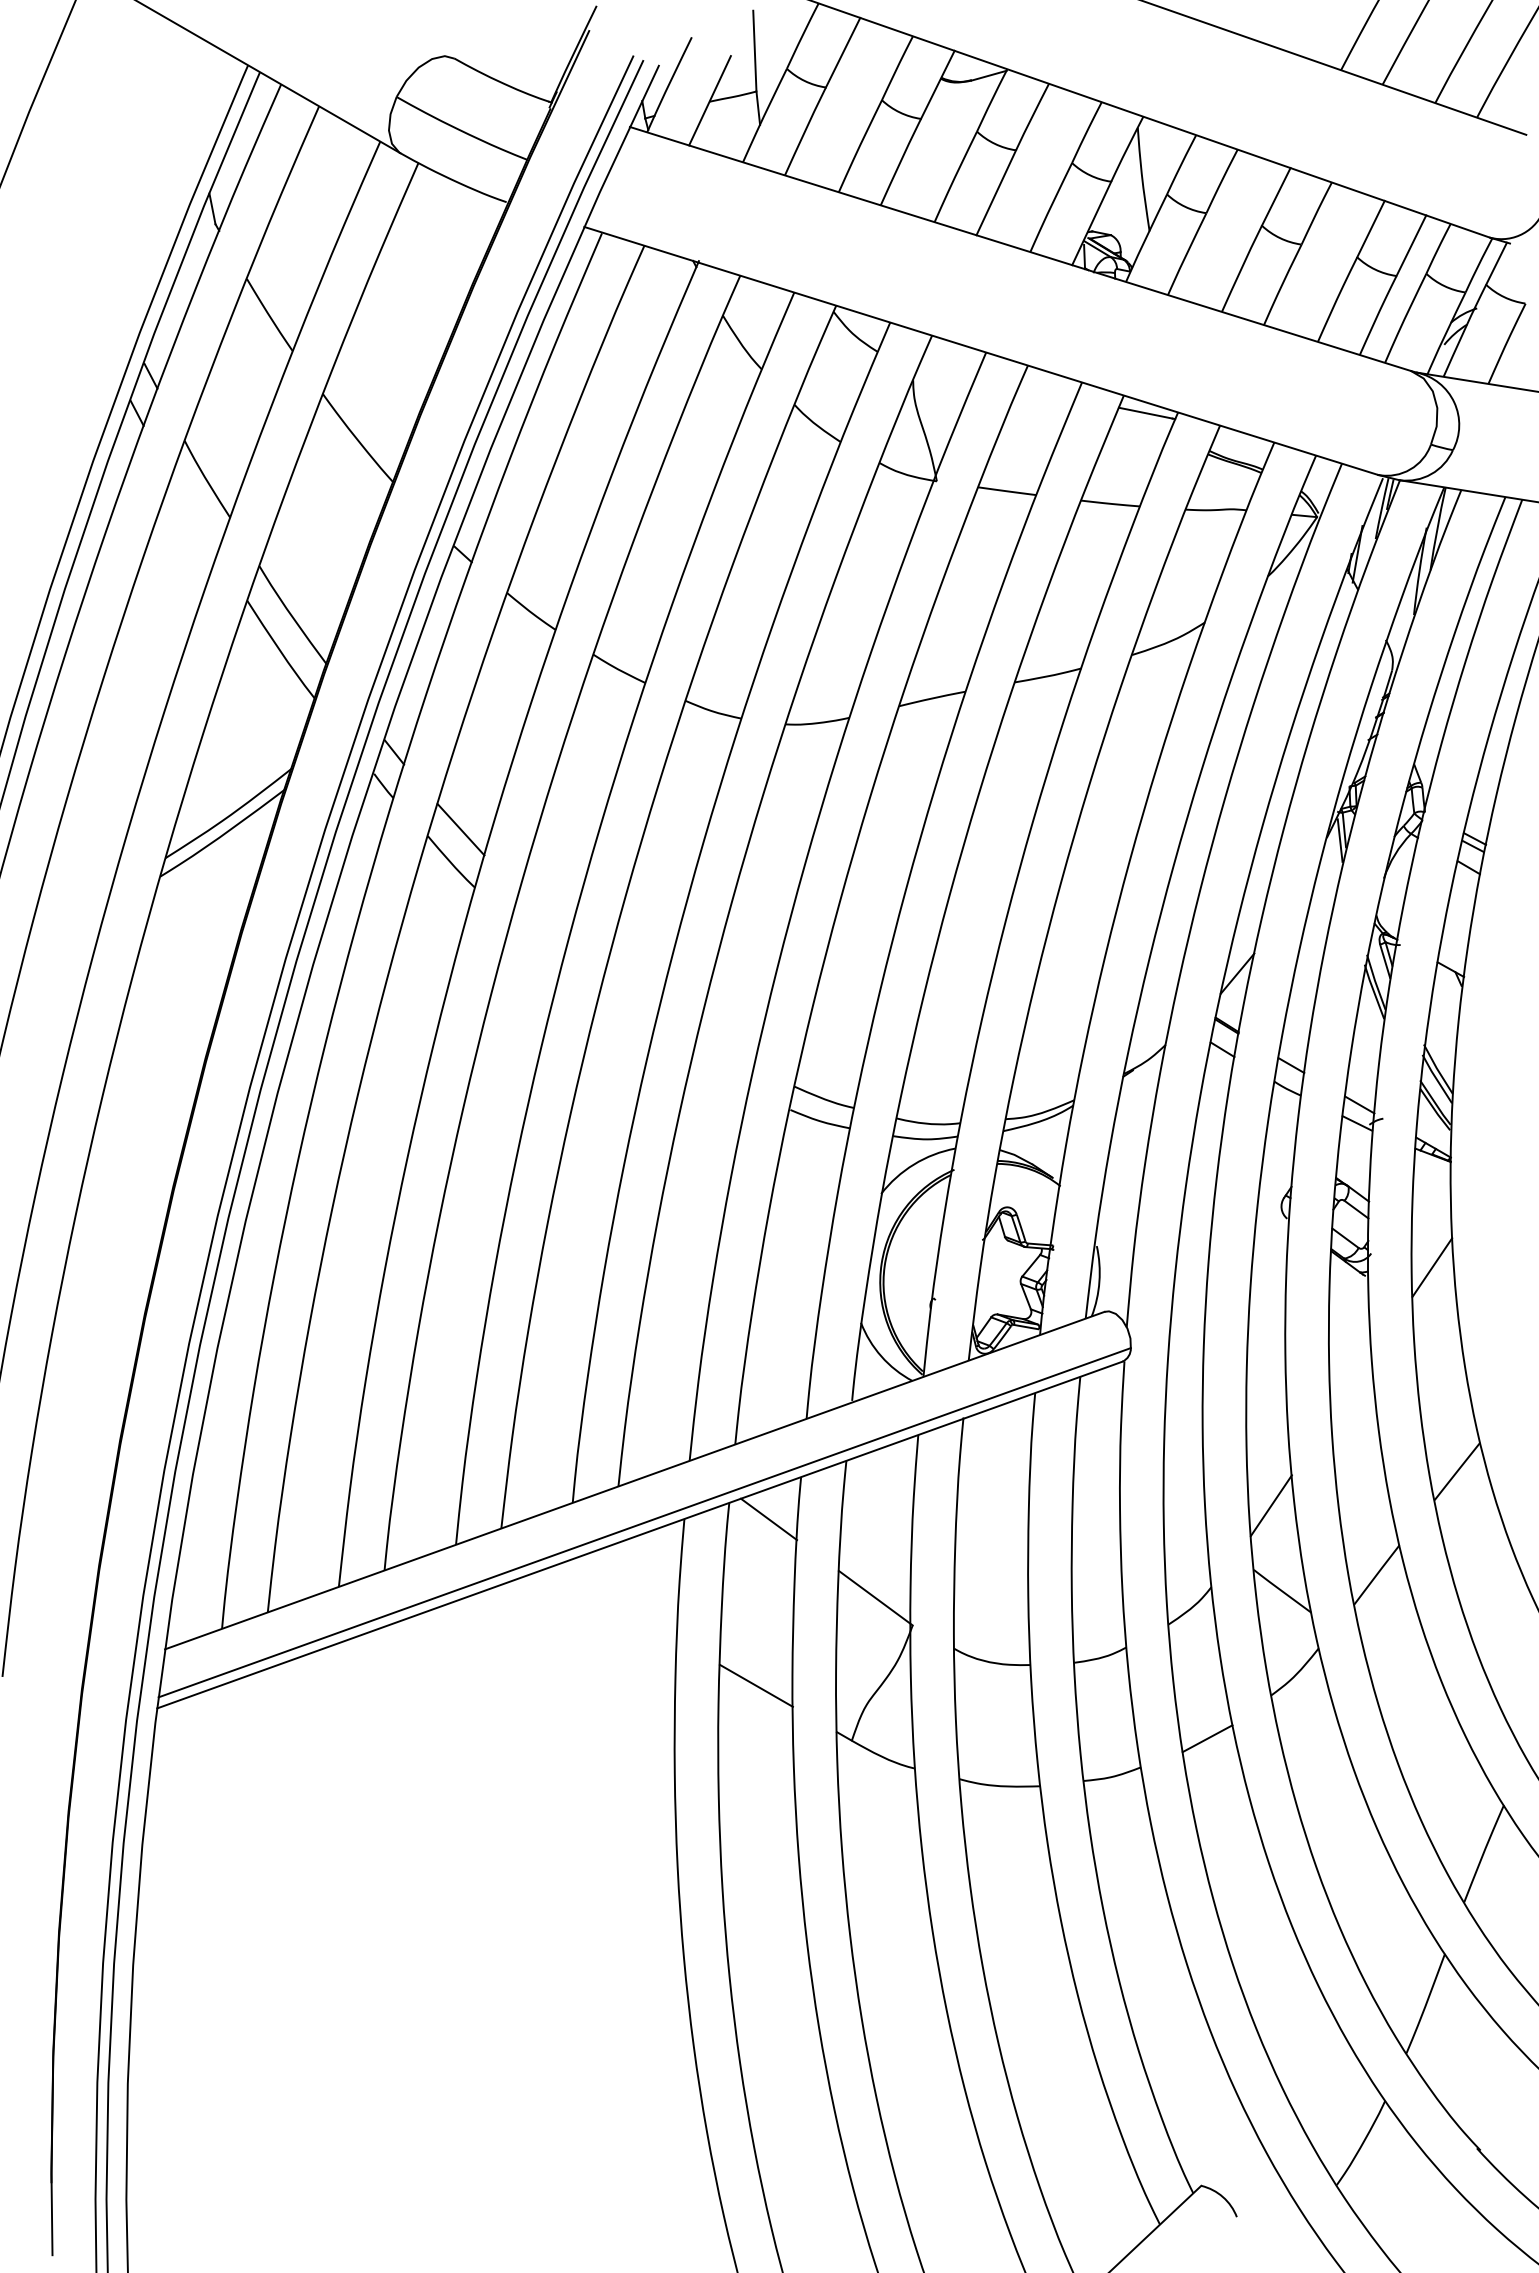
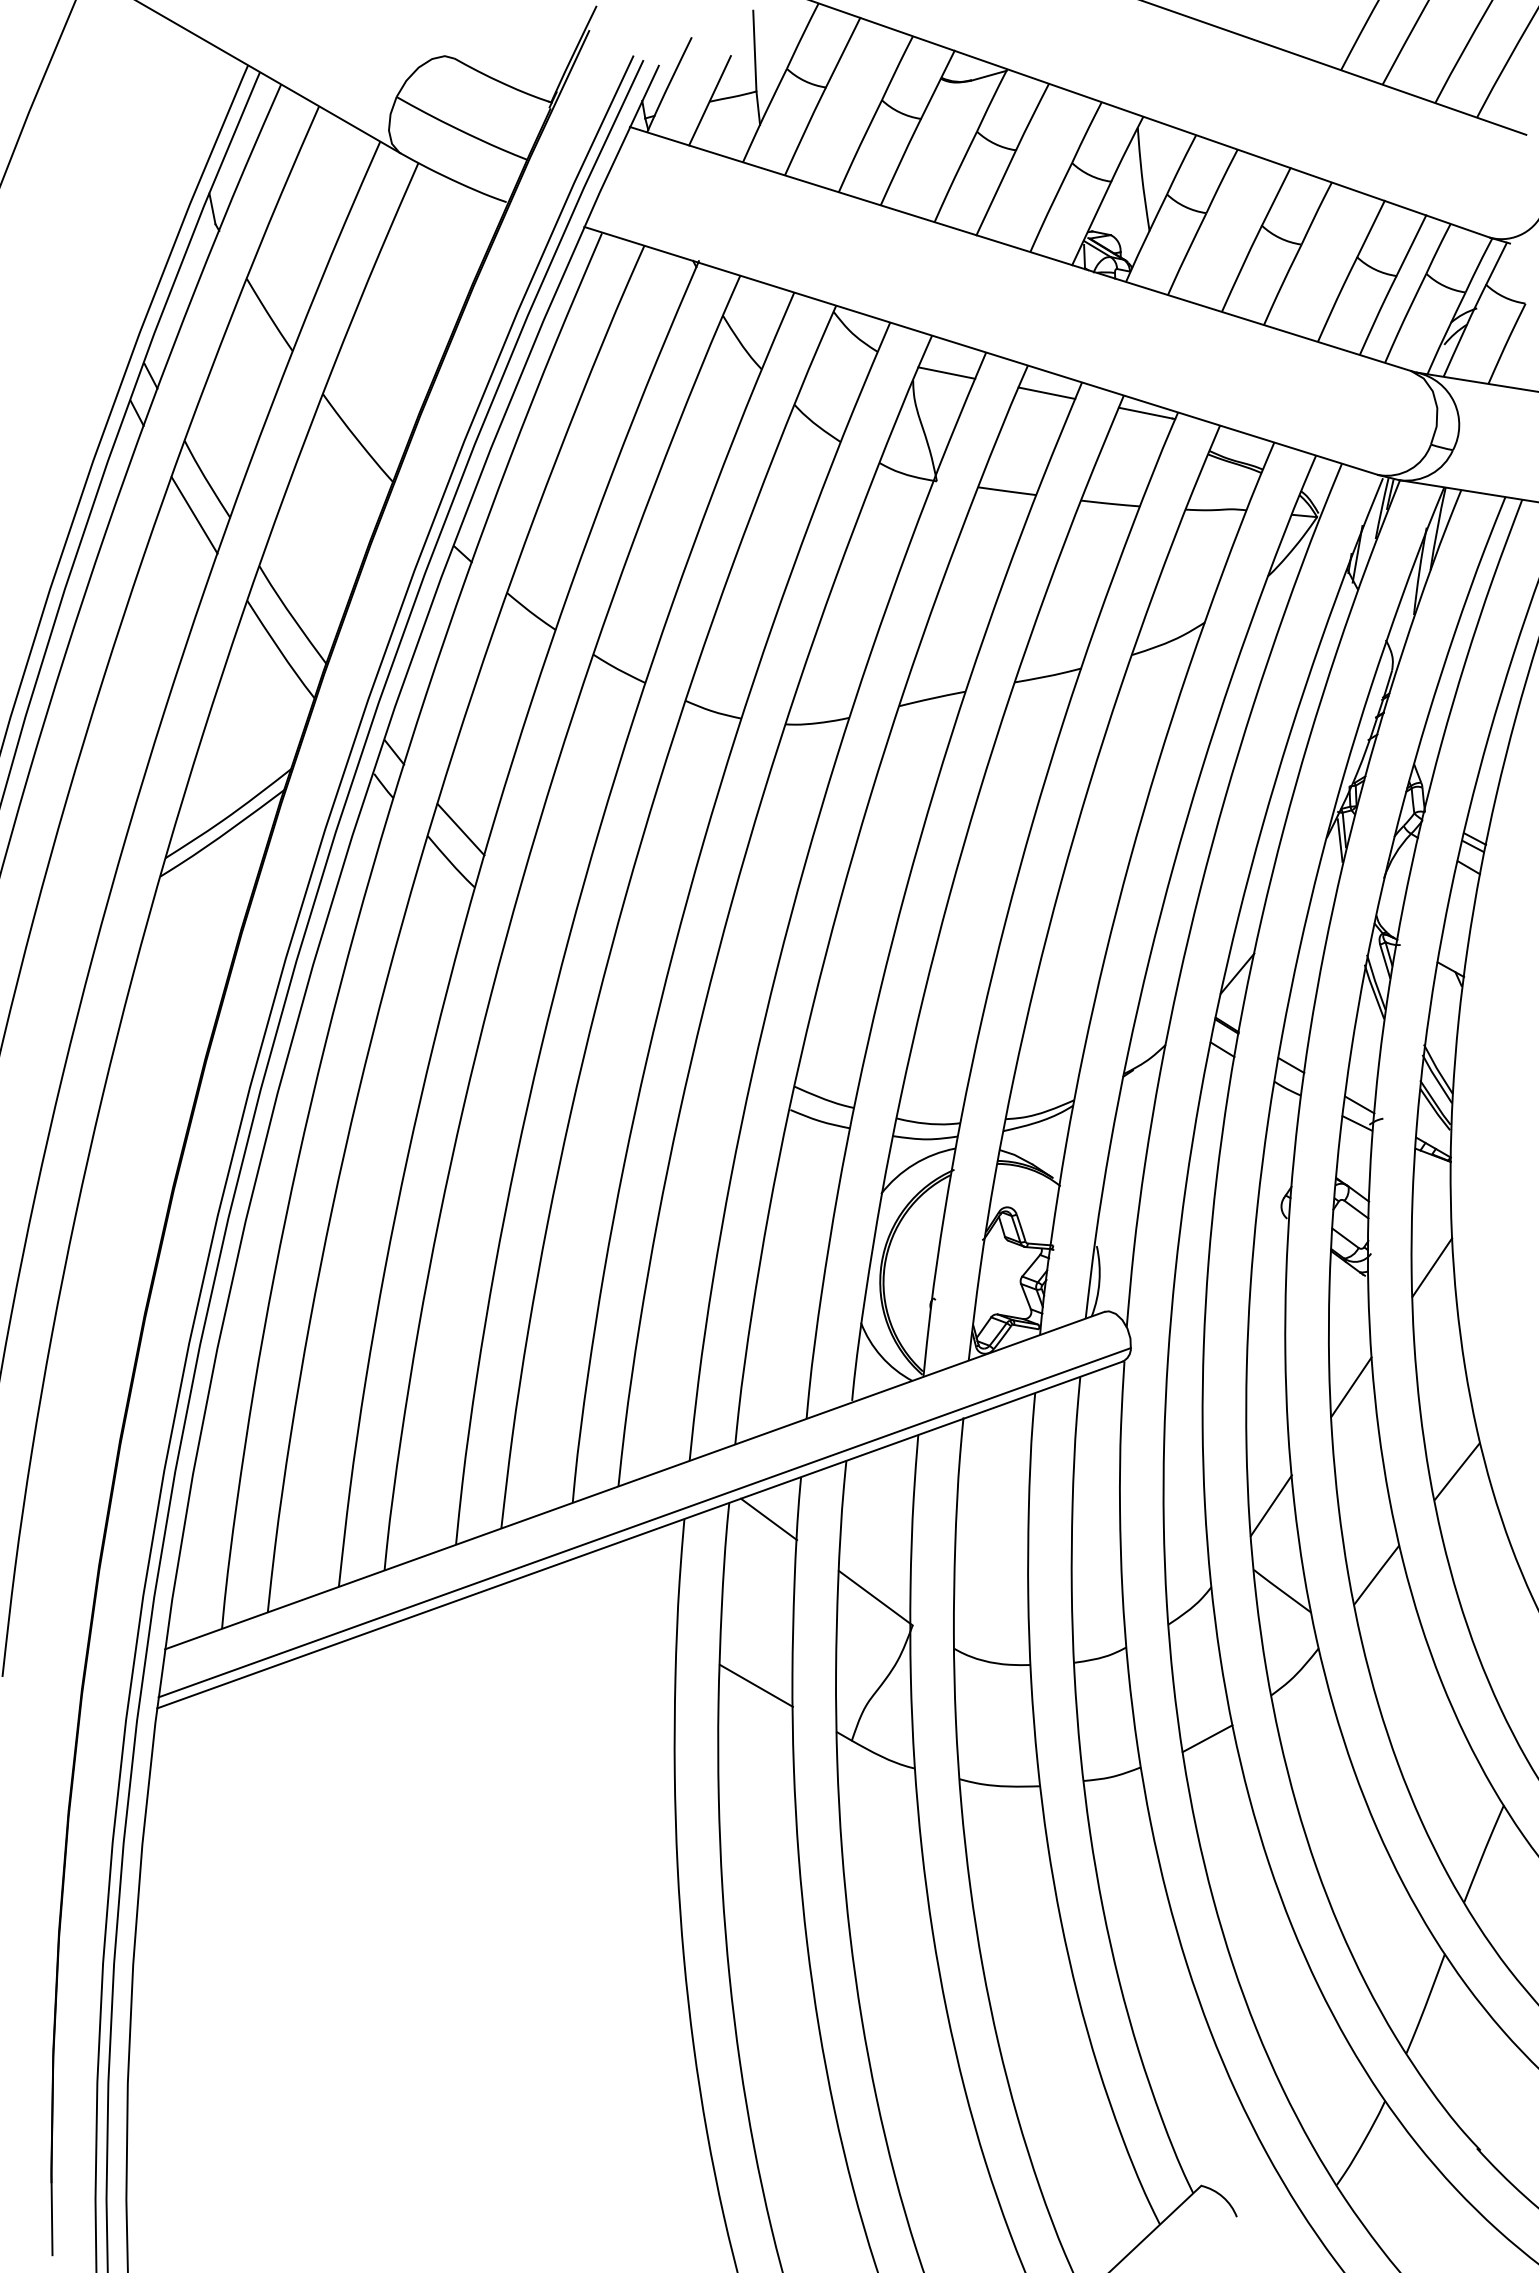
line: none -> present (946, 372)
line: none -> present (1046, 392)
line: none -> present (194, 515)
line: none -> present (1351, 1386)
